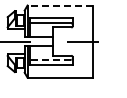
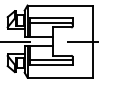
line: dashed -> solid (60, 5)
line: dashed -> solid (50, 60)
